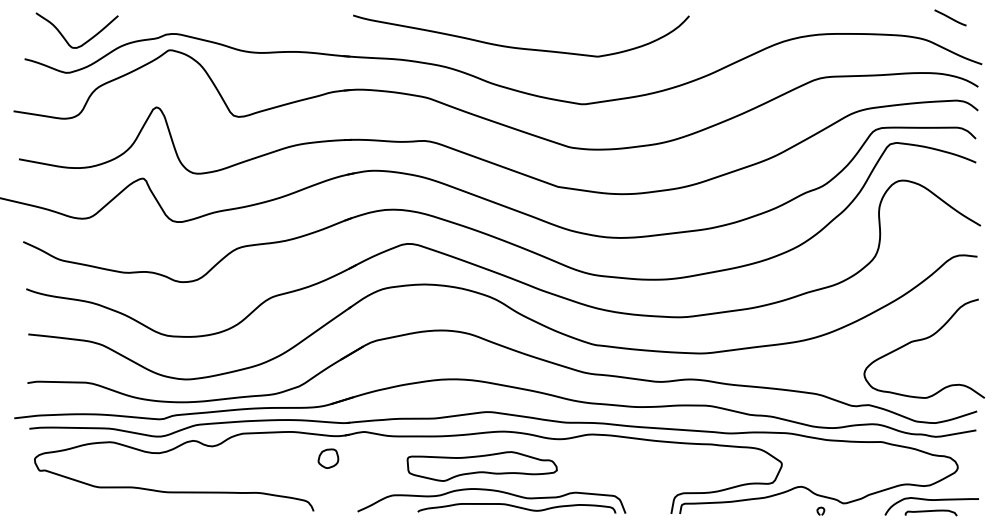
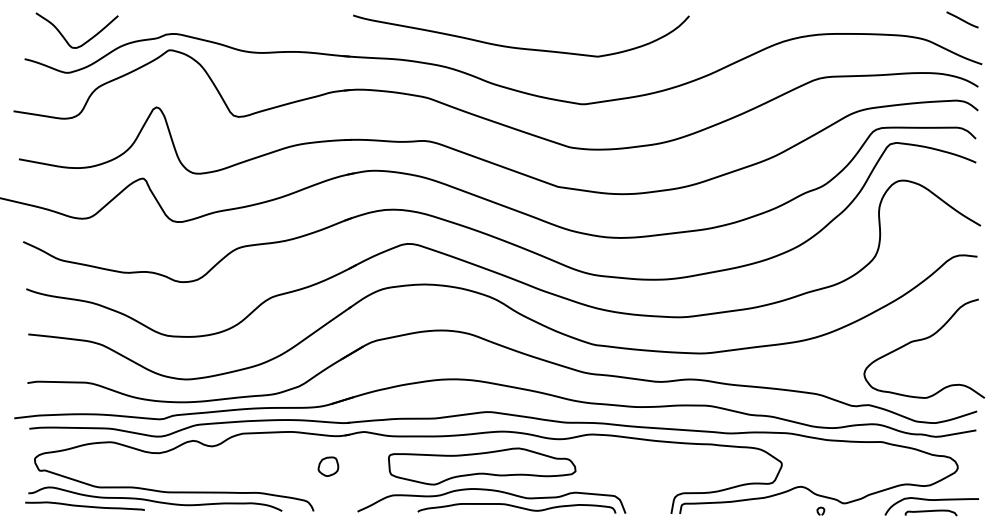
line position: (950, 17) -> (962, 19) (962, 19)
part position: (328, 458) -> (328, 466) (328, 466)
part size: 152x31 px -> 189x39 px (482, 466)
part: none -> present (153, 498)
